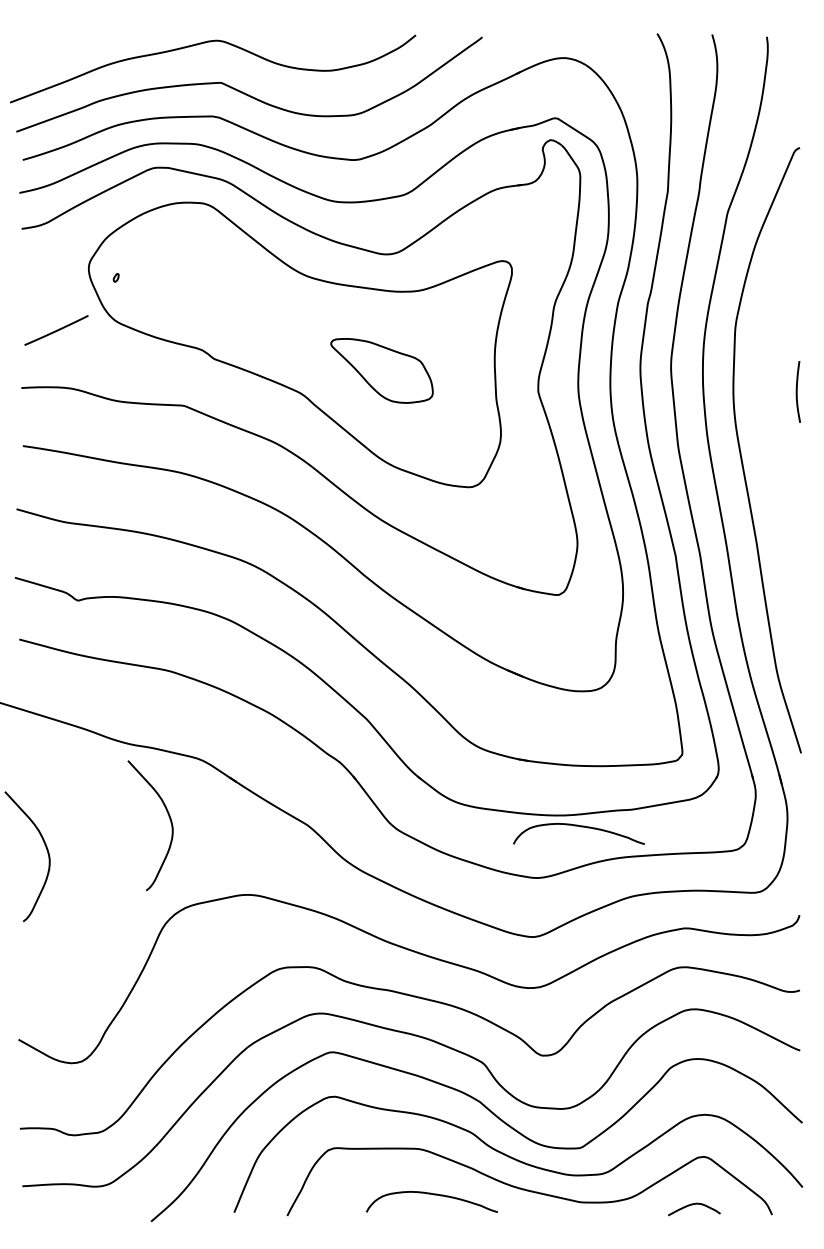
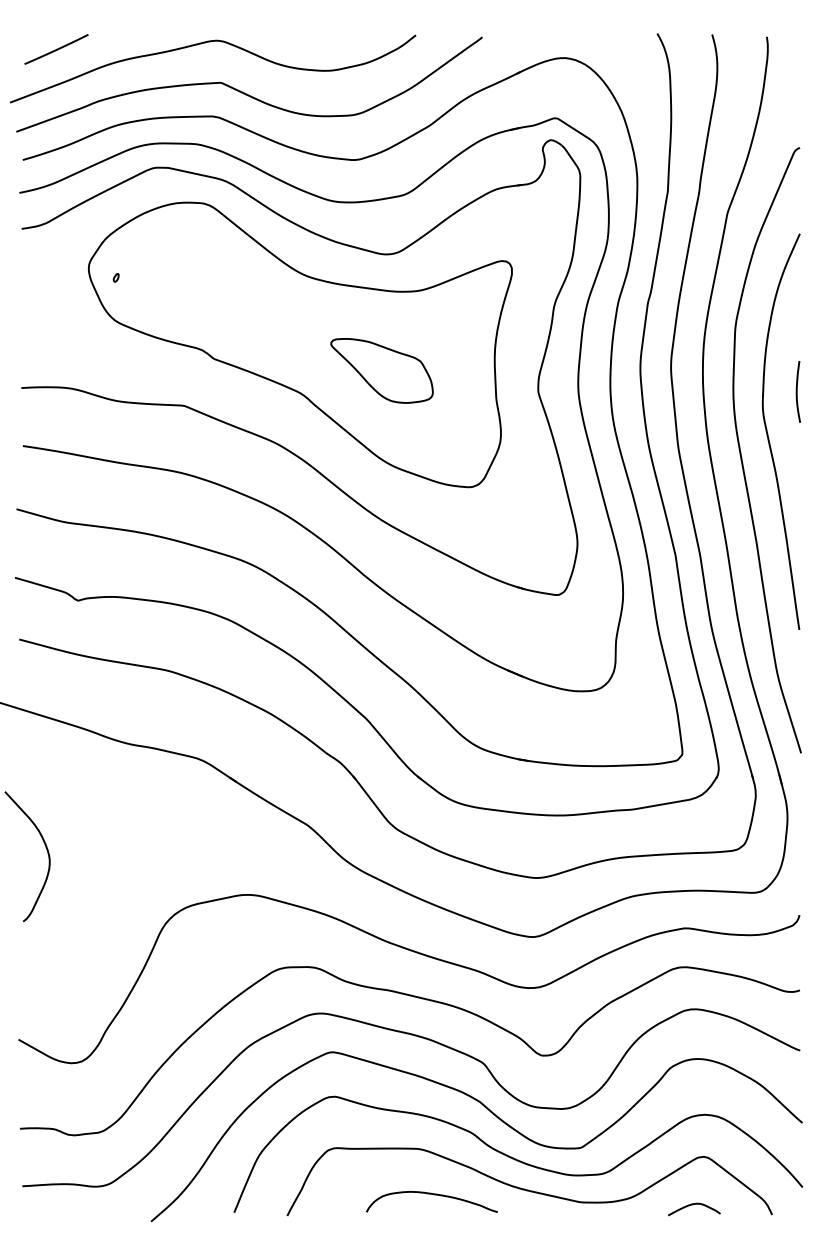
line position: (56, 330) -> (56, 49) (56, 49)
curve: none -> present (768, 433)
curve: present -> none (169, 819)
curve: present -> none (580, 827)
